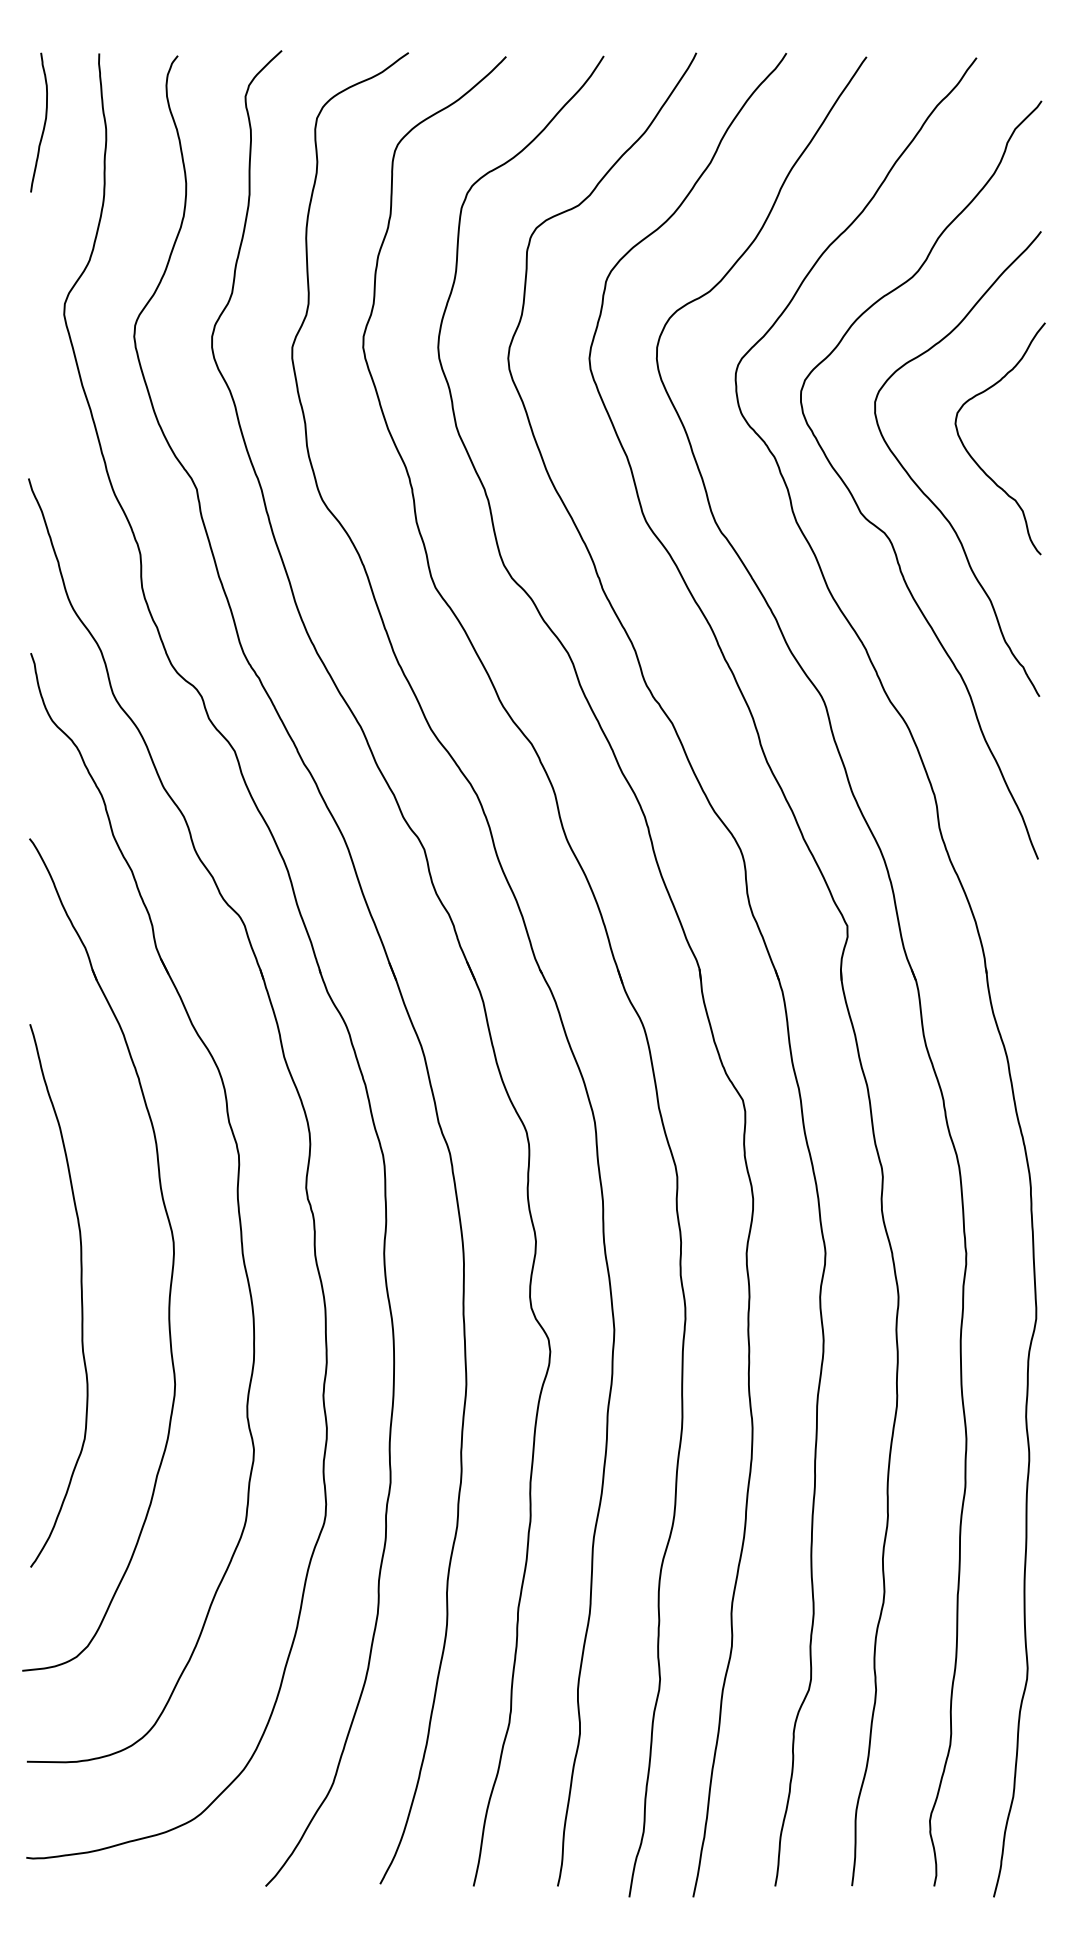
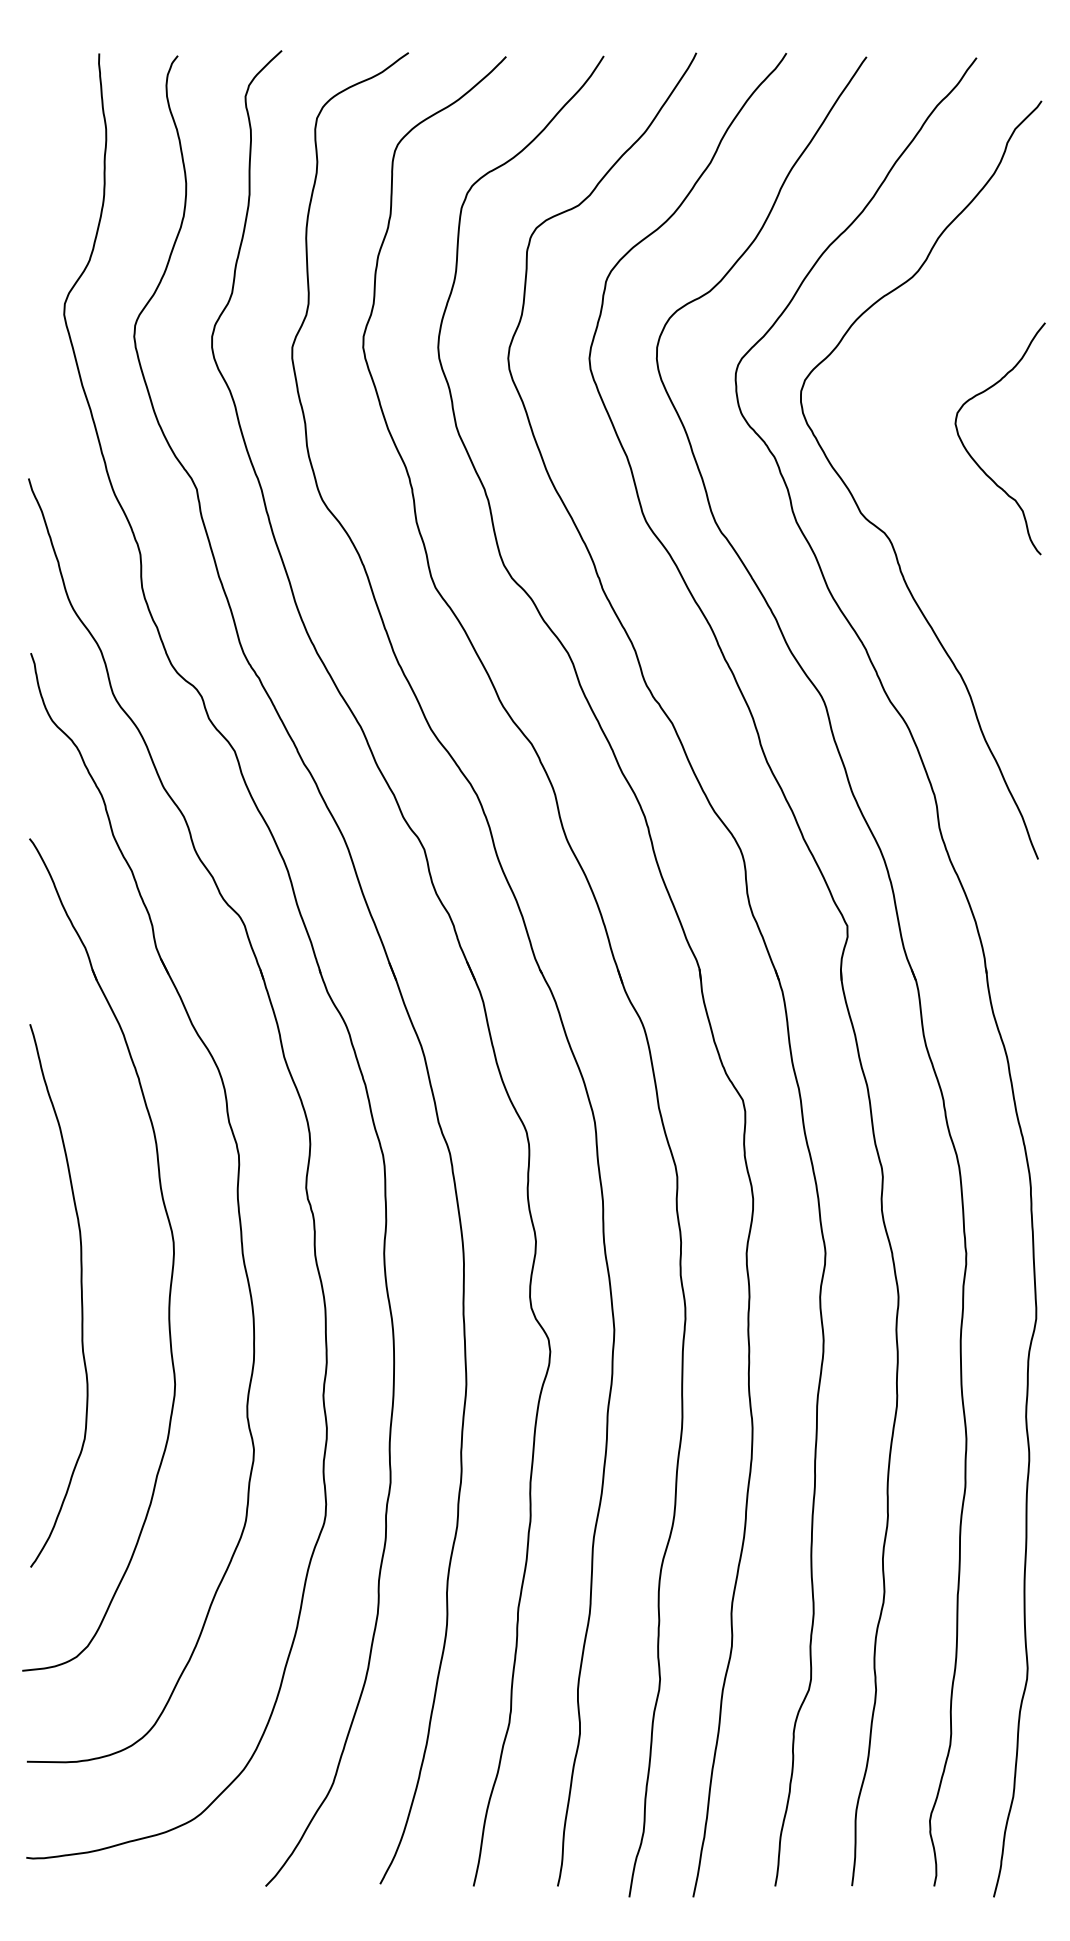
curve: present -> none (43, 124)
curve: present -> none (926, 494)
